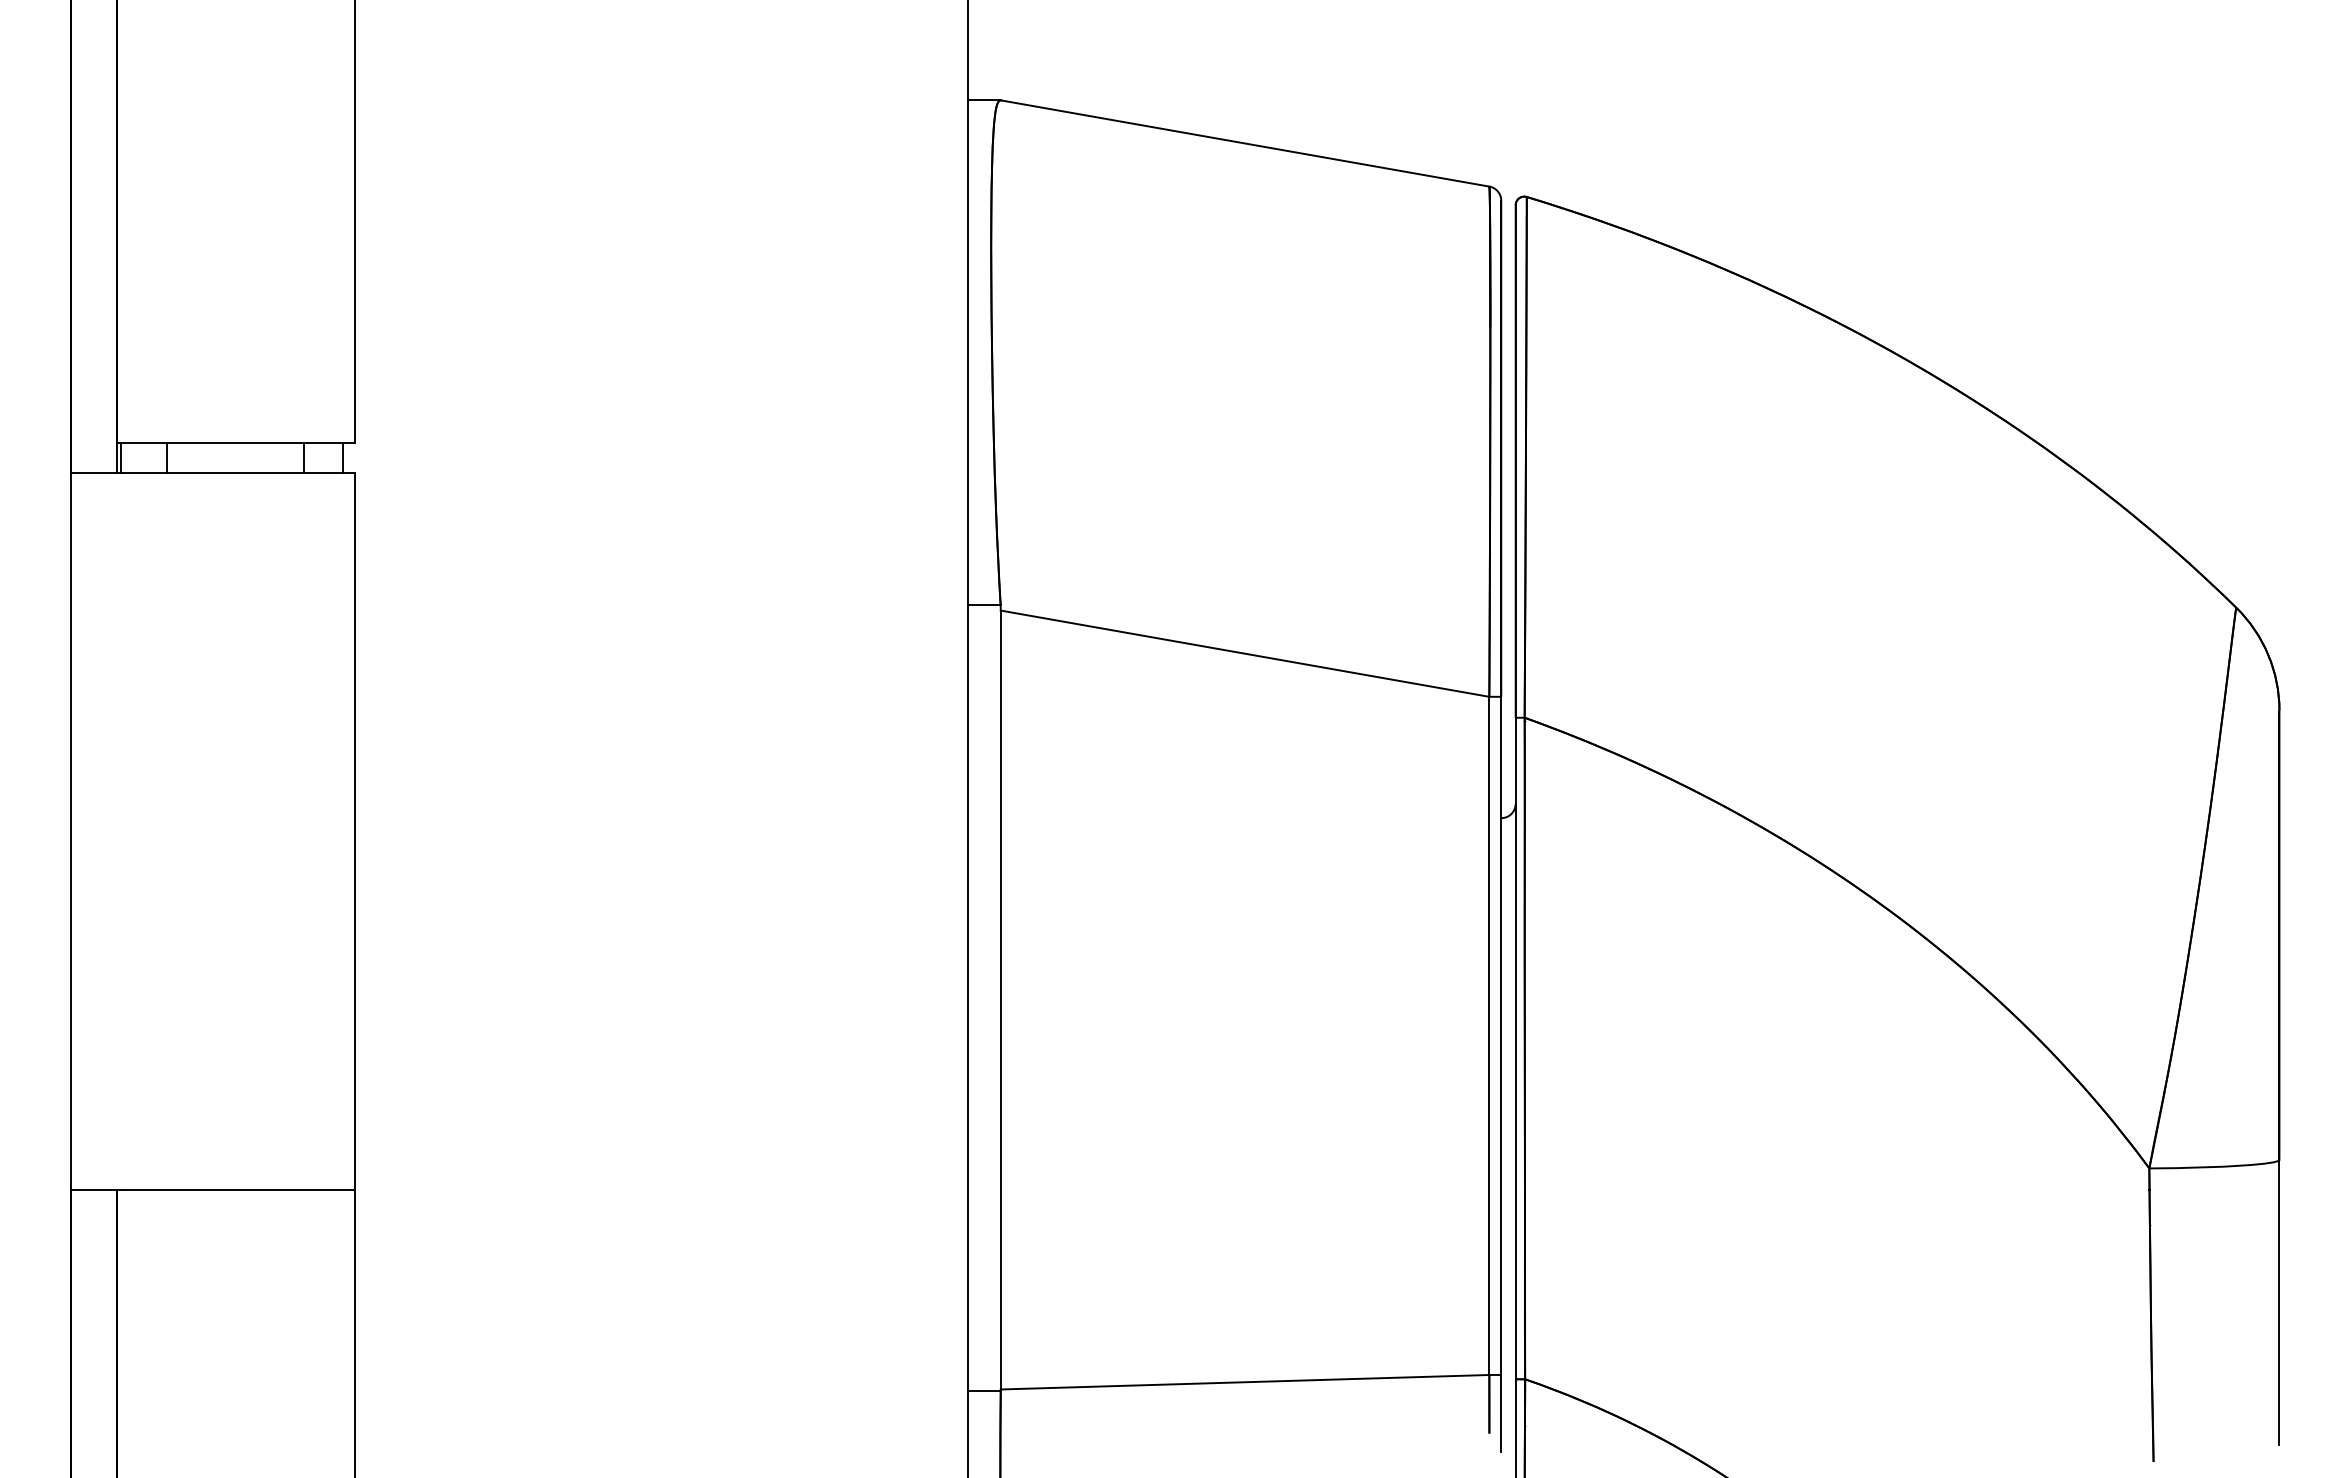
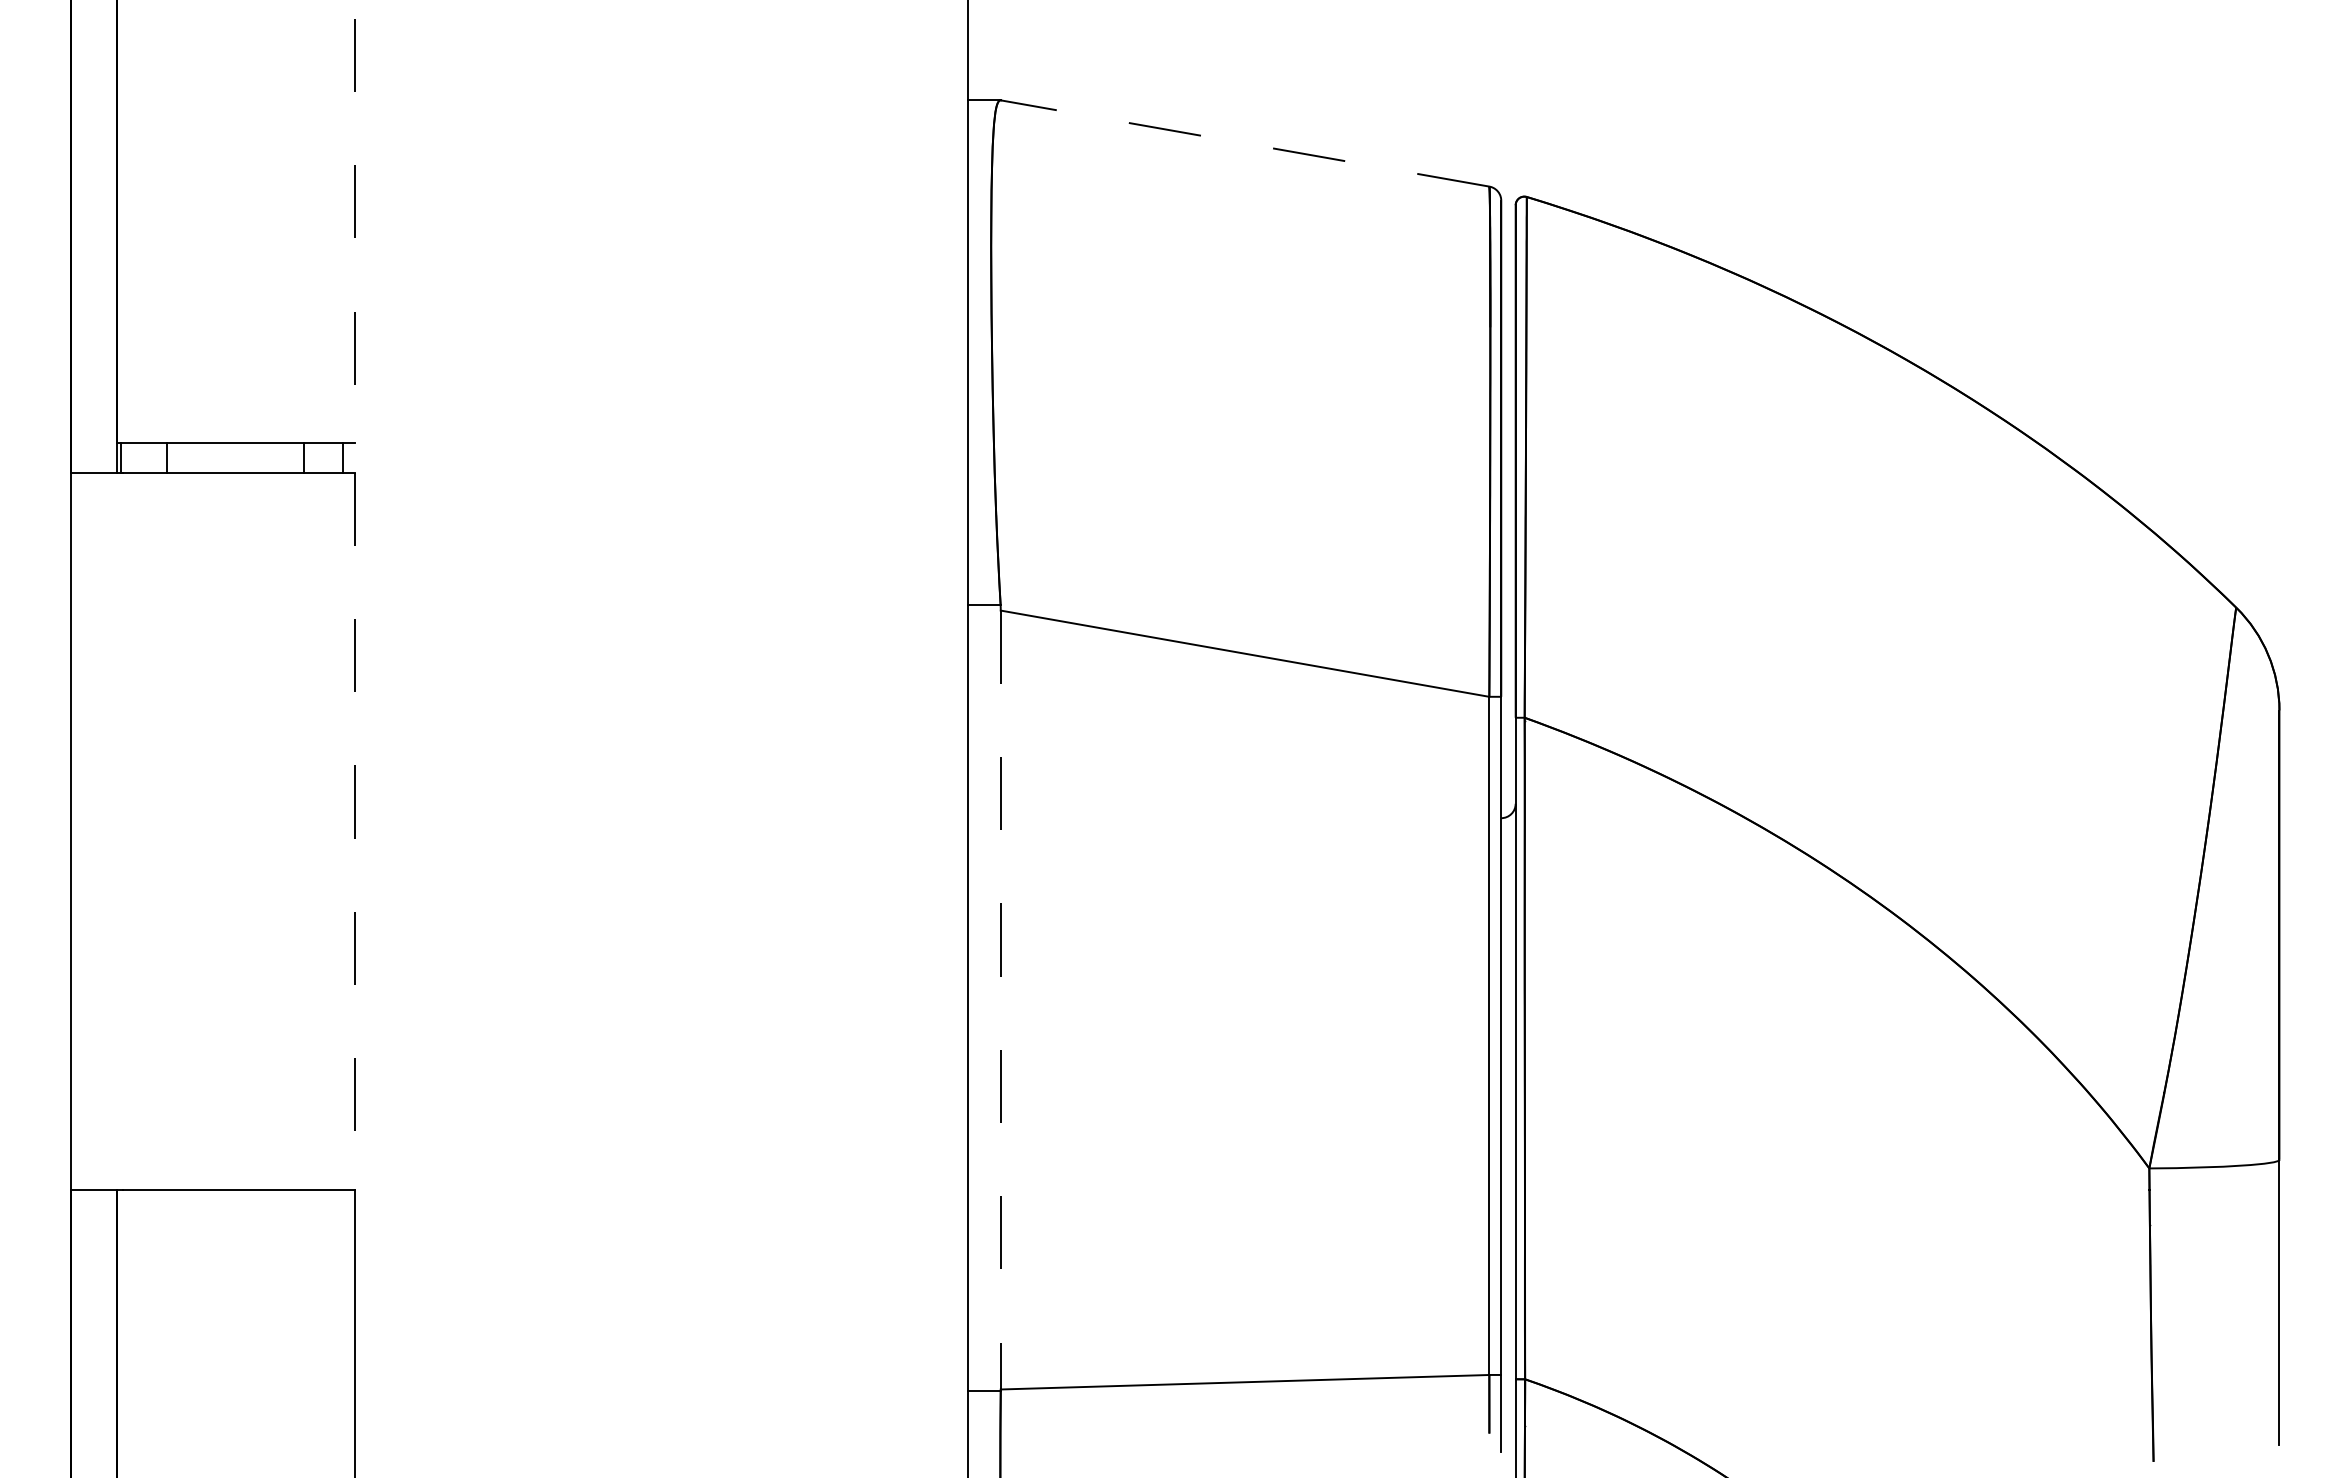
line: solid -> dashed (1244, 143)
line: solid -> dashed (354, 222)
line: solid -> dashed (354, 831)
line: solid -> dashed (1000, 1000)
